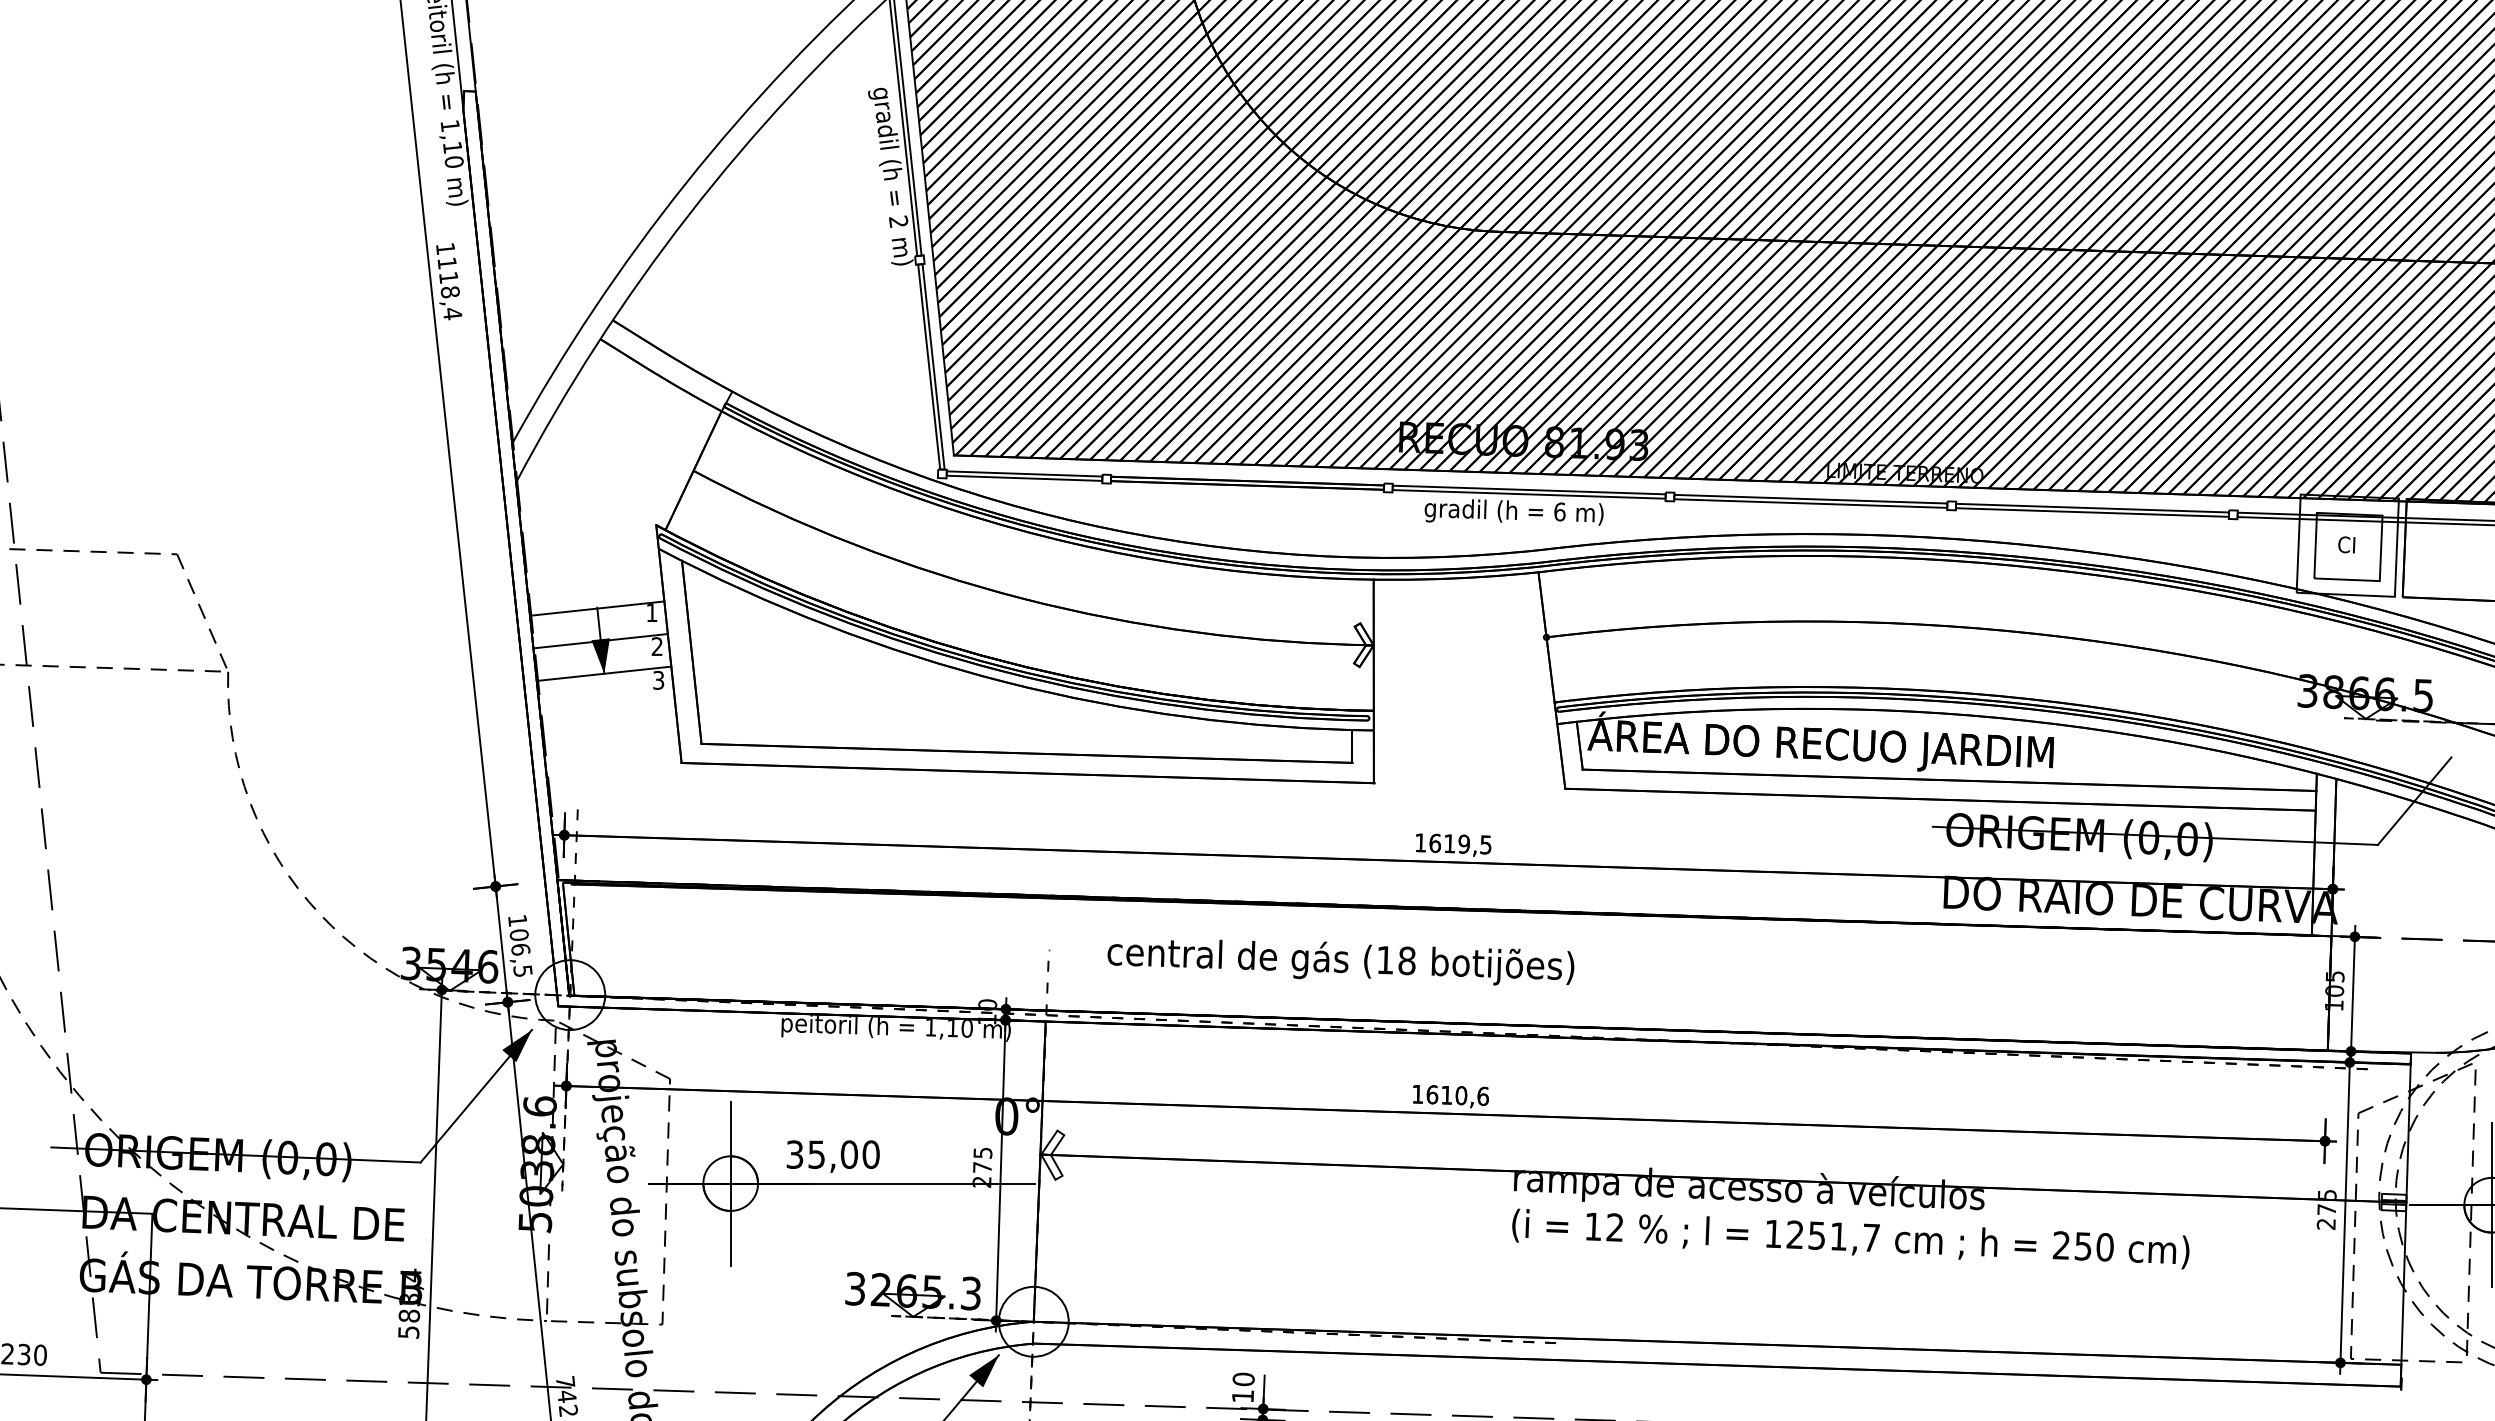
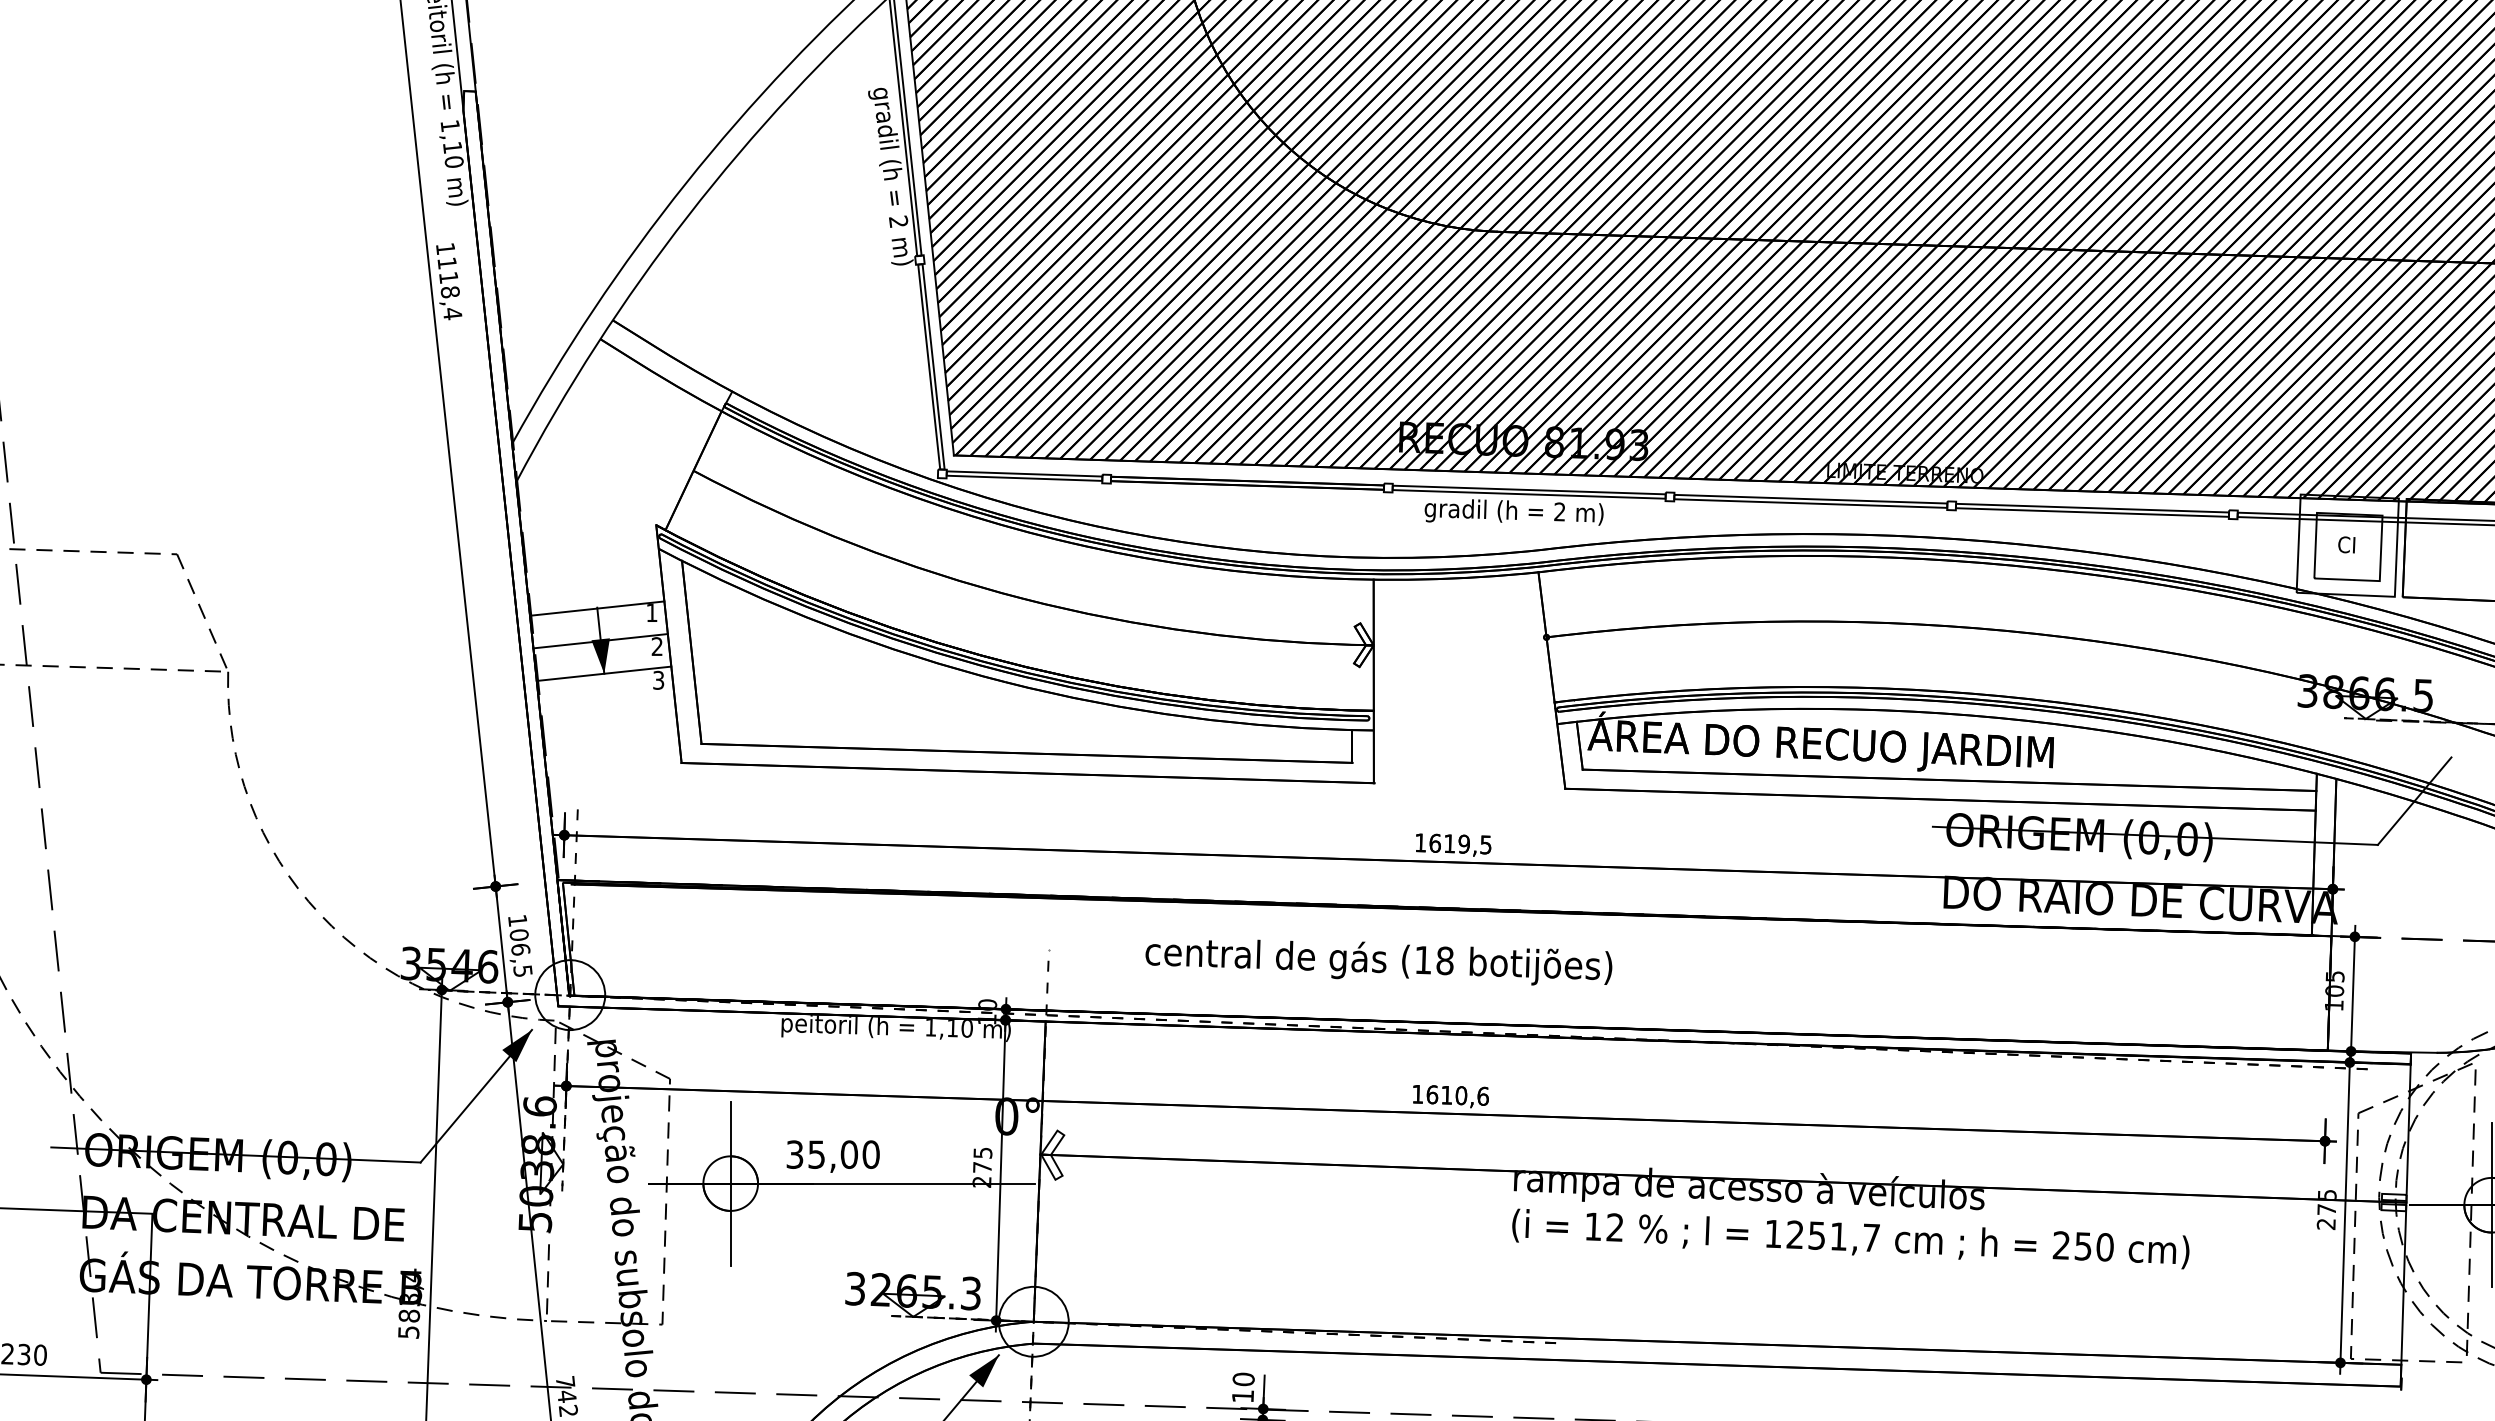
text: 6 -> 2 (1559, 511)
text position: (1340, 962) -> (1378, 962) (1378, 962)
